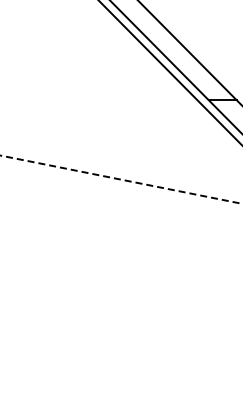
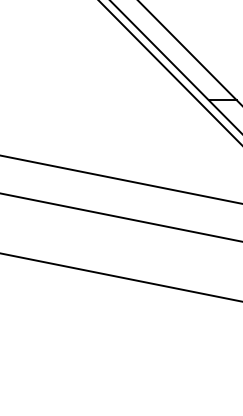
line: dashed -> solid (122, 179)
line: none -> present (120, 217)
line: none -> present (120, 277)
